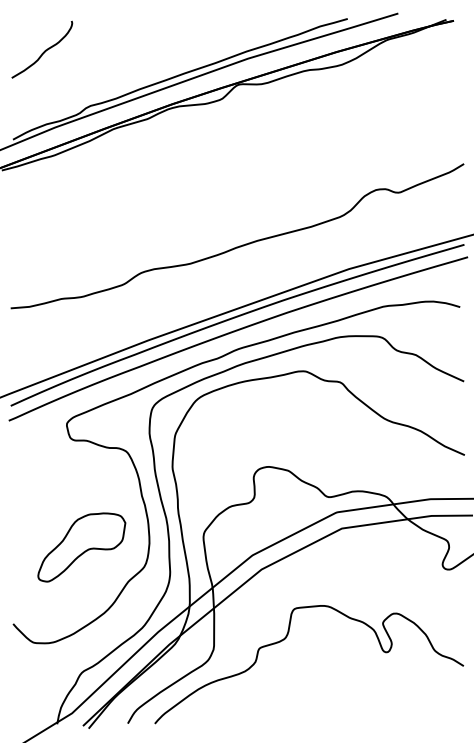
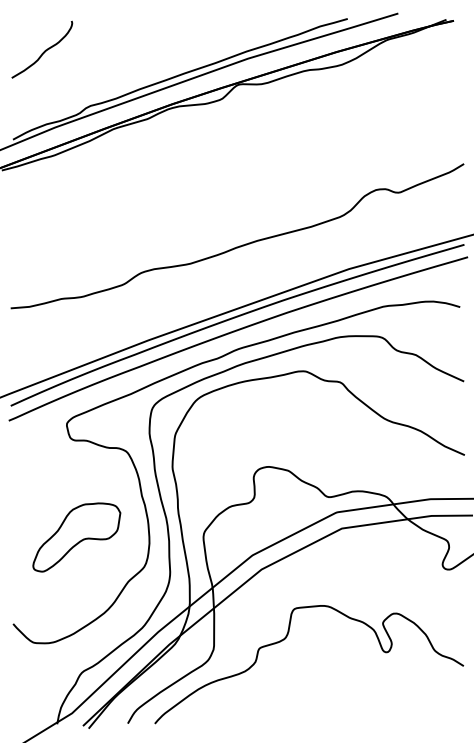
part position: (81, 547) -> (76, 537) (76, 537)
